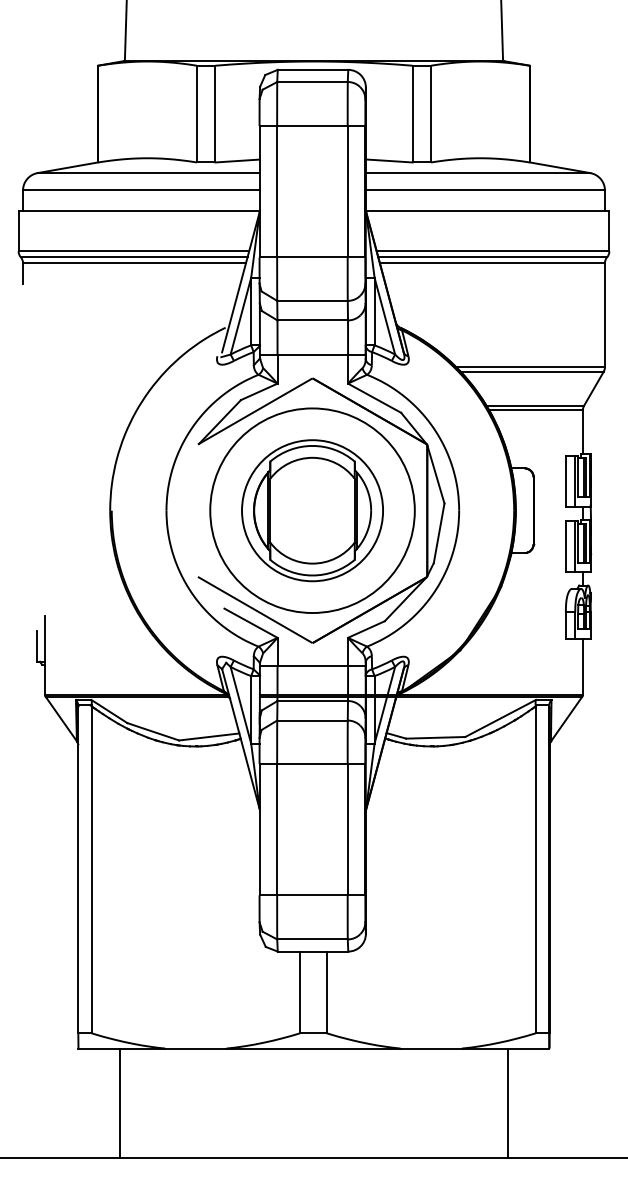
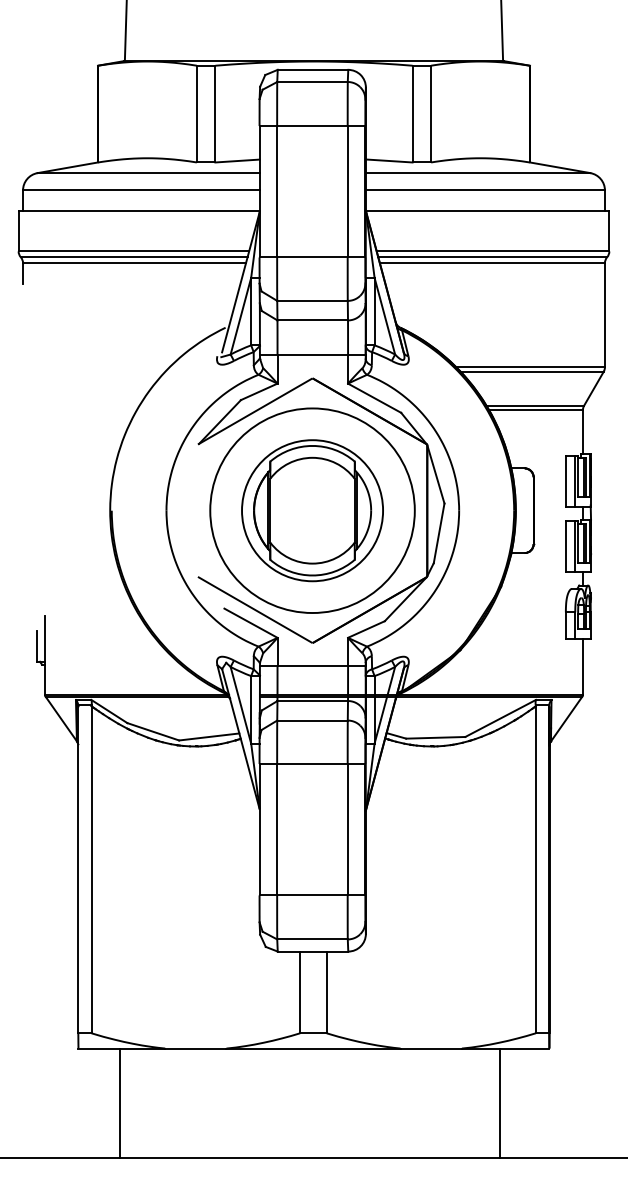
line position: (507, 1103) -> (499, 1103) (499, 1103)
